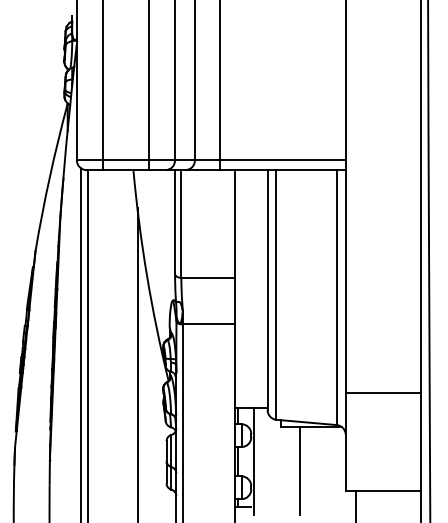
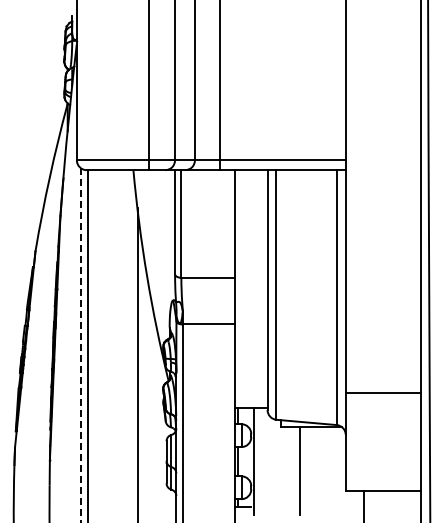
line: present -> none (102, 86)
line: solid -> dashed (81, 346)
line position: (355, 505) -> (363, 505) (363, 505)
